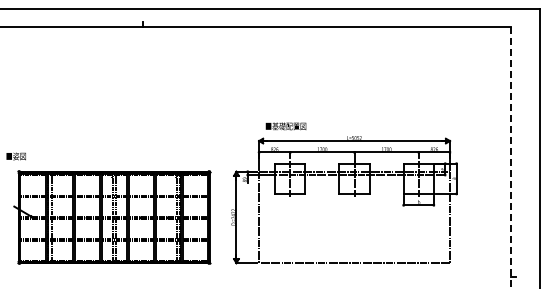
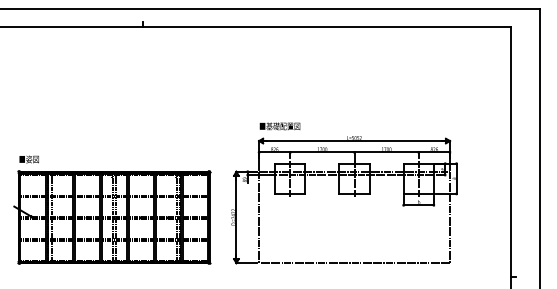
text position: (285, 126) -> (279, 126) (279, 126)
text position: (15, 156) -> (28, 159) (28, 159)
line: dashed -> solid (511, 157)
